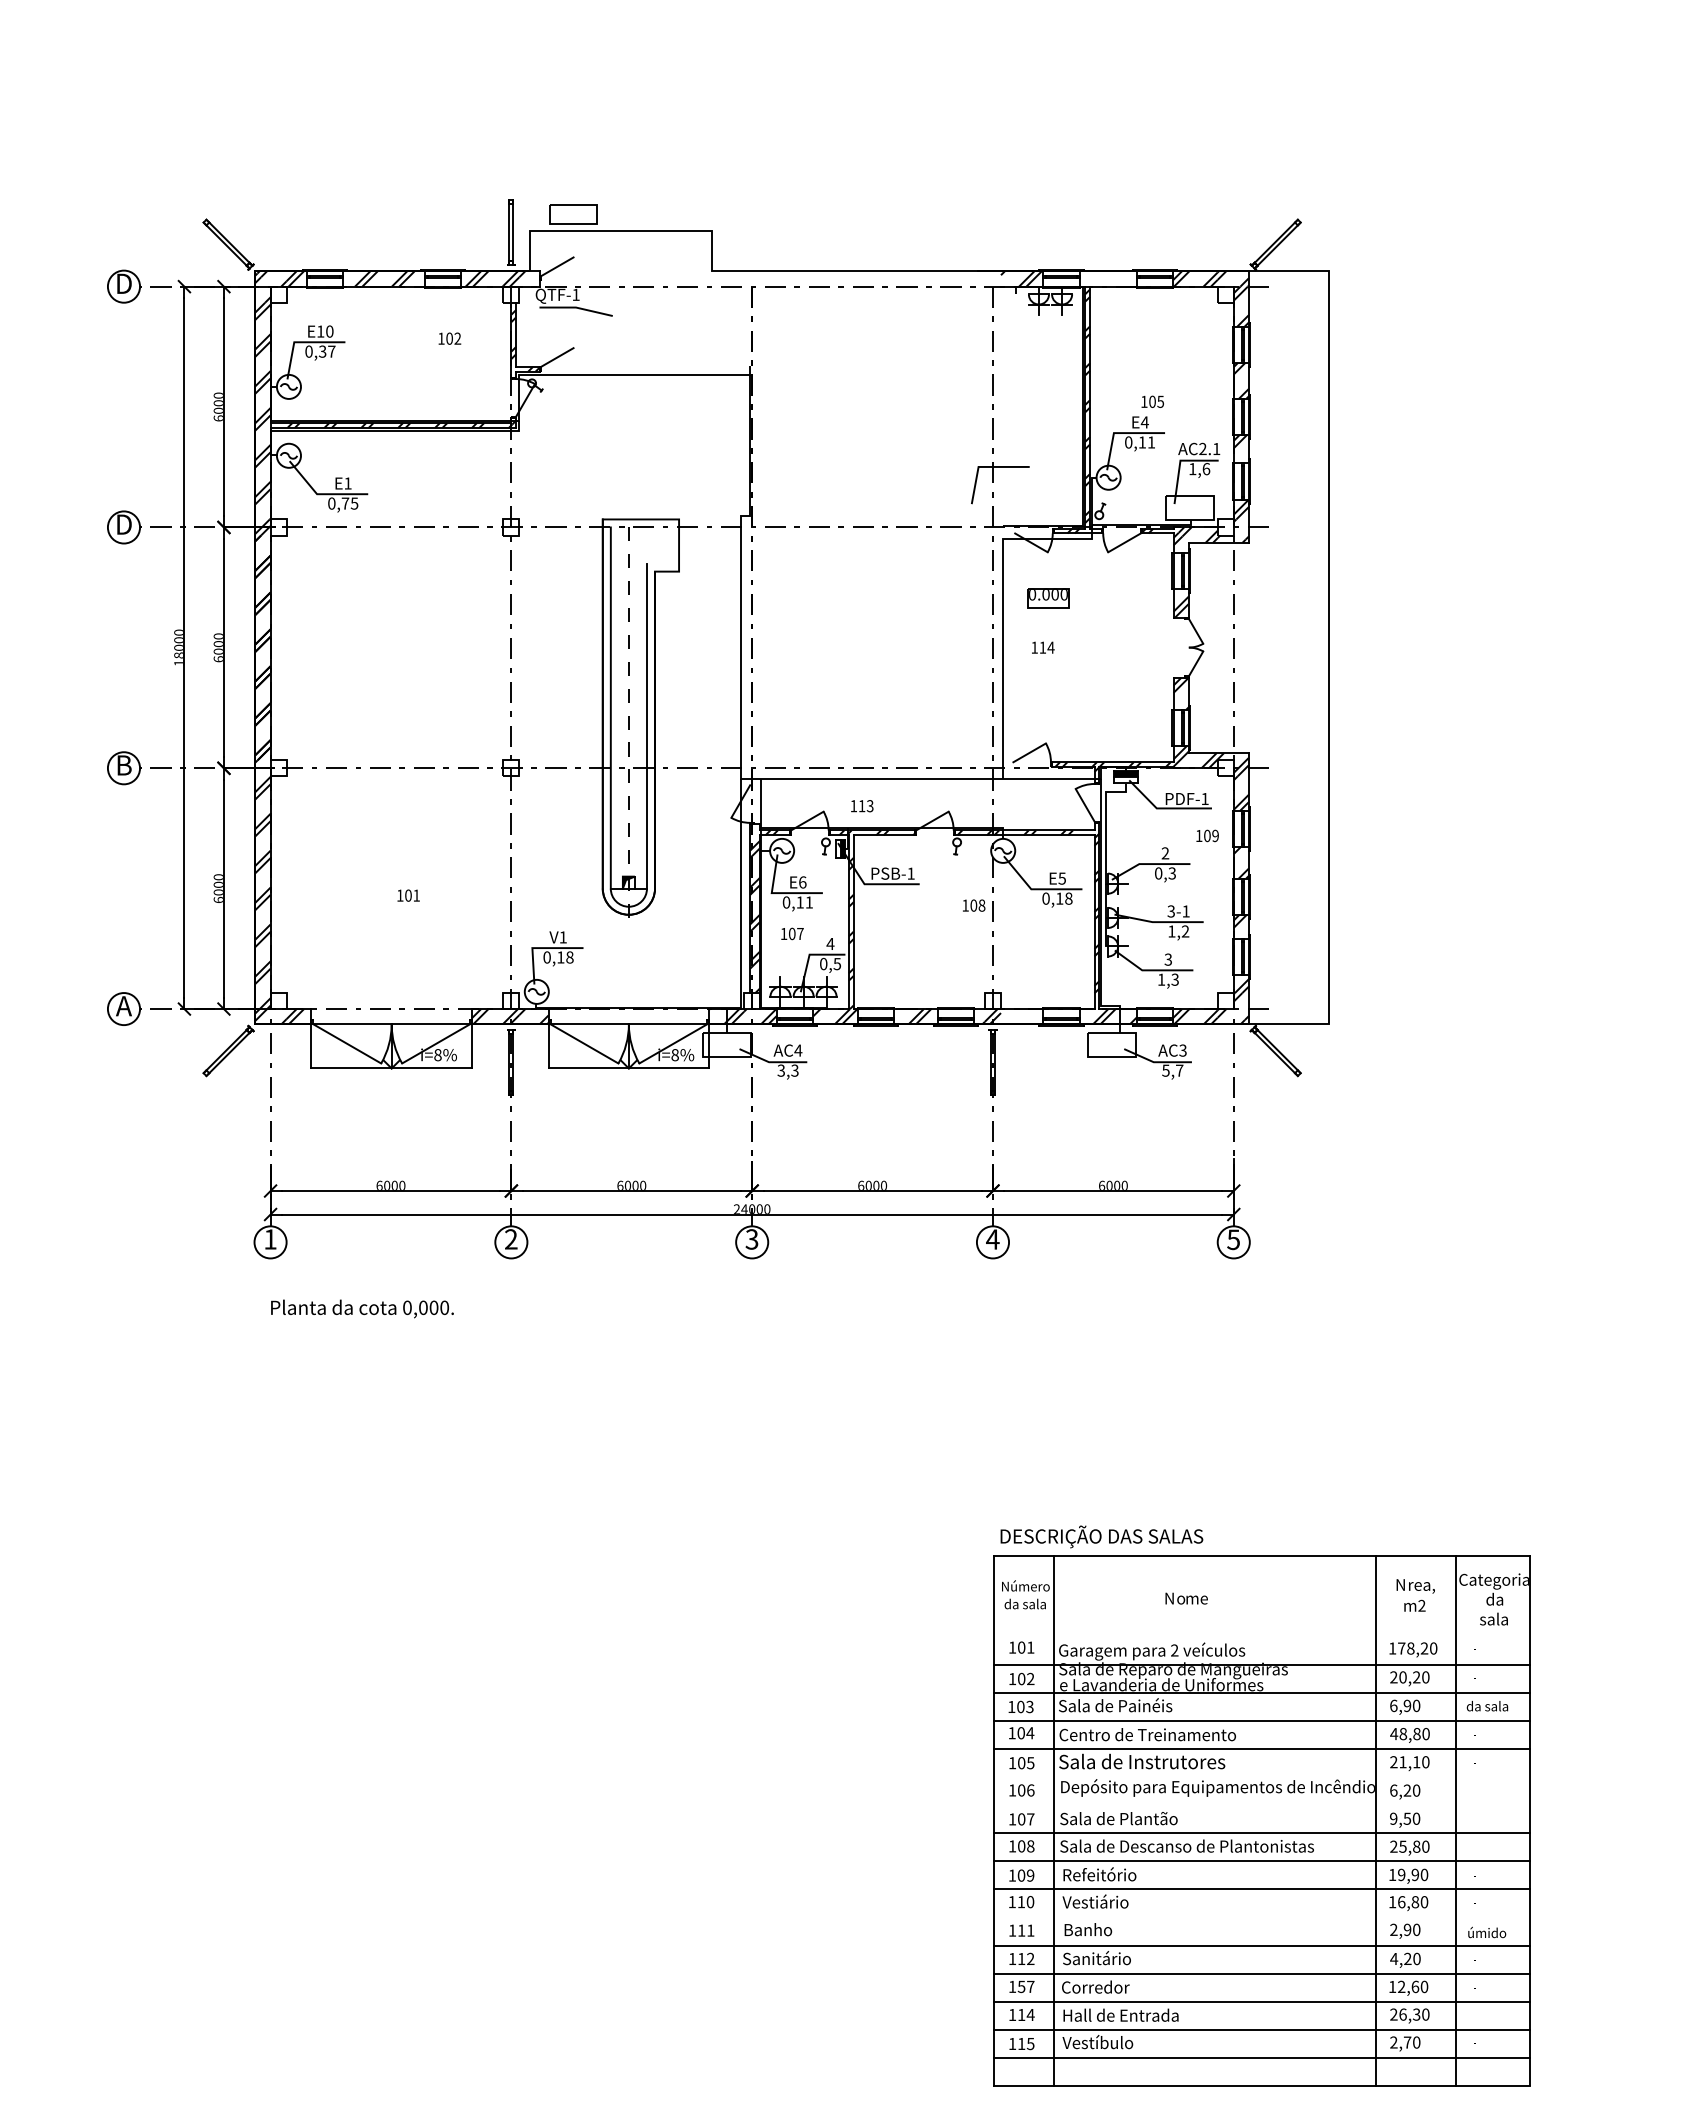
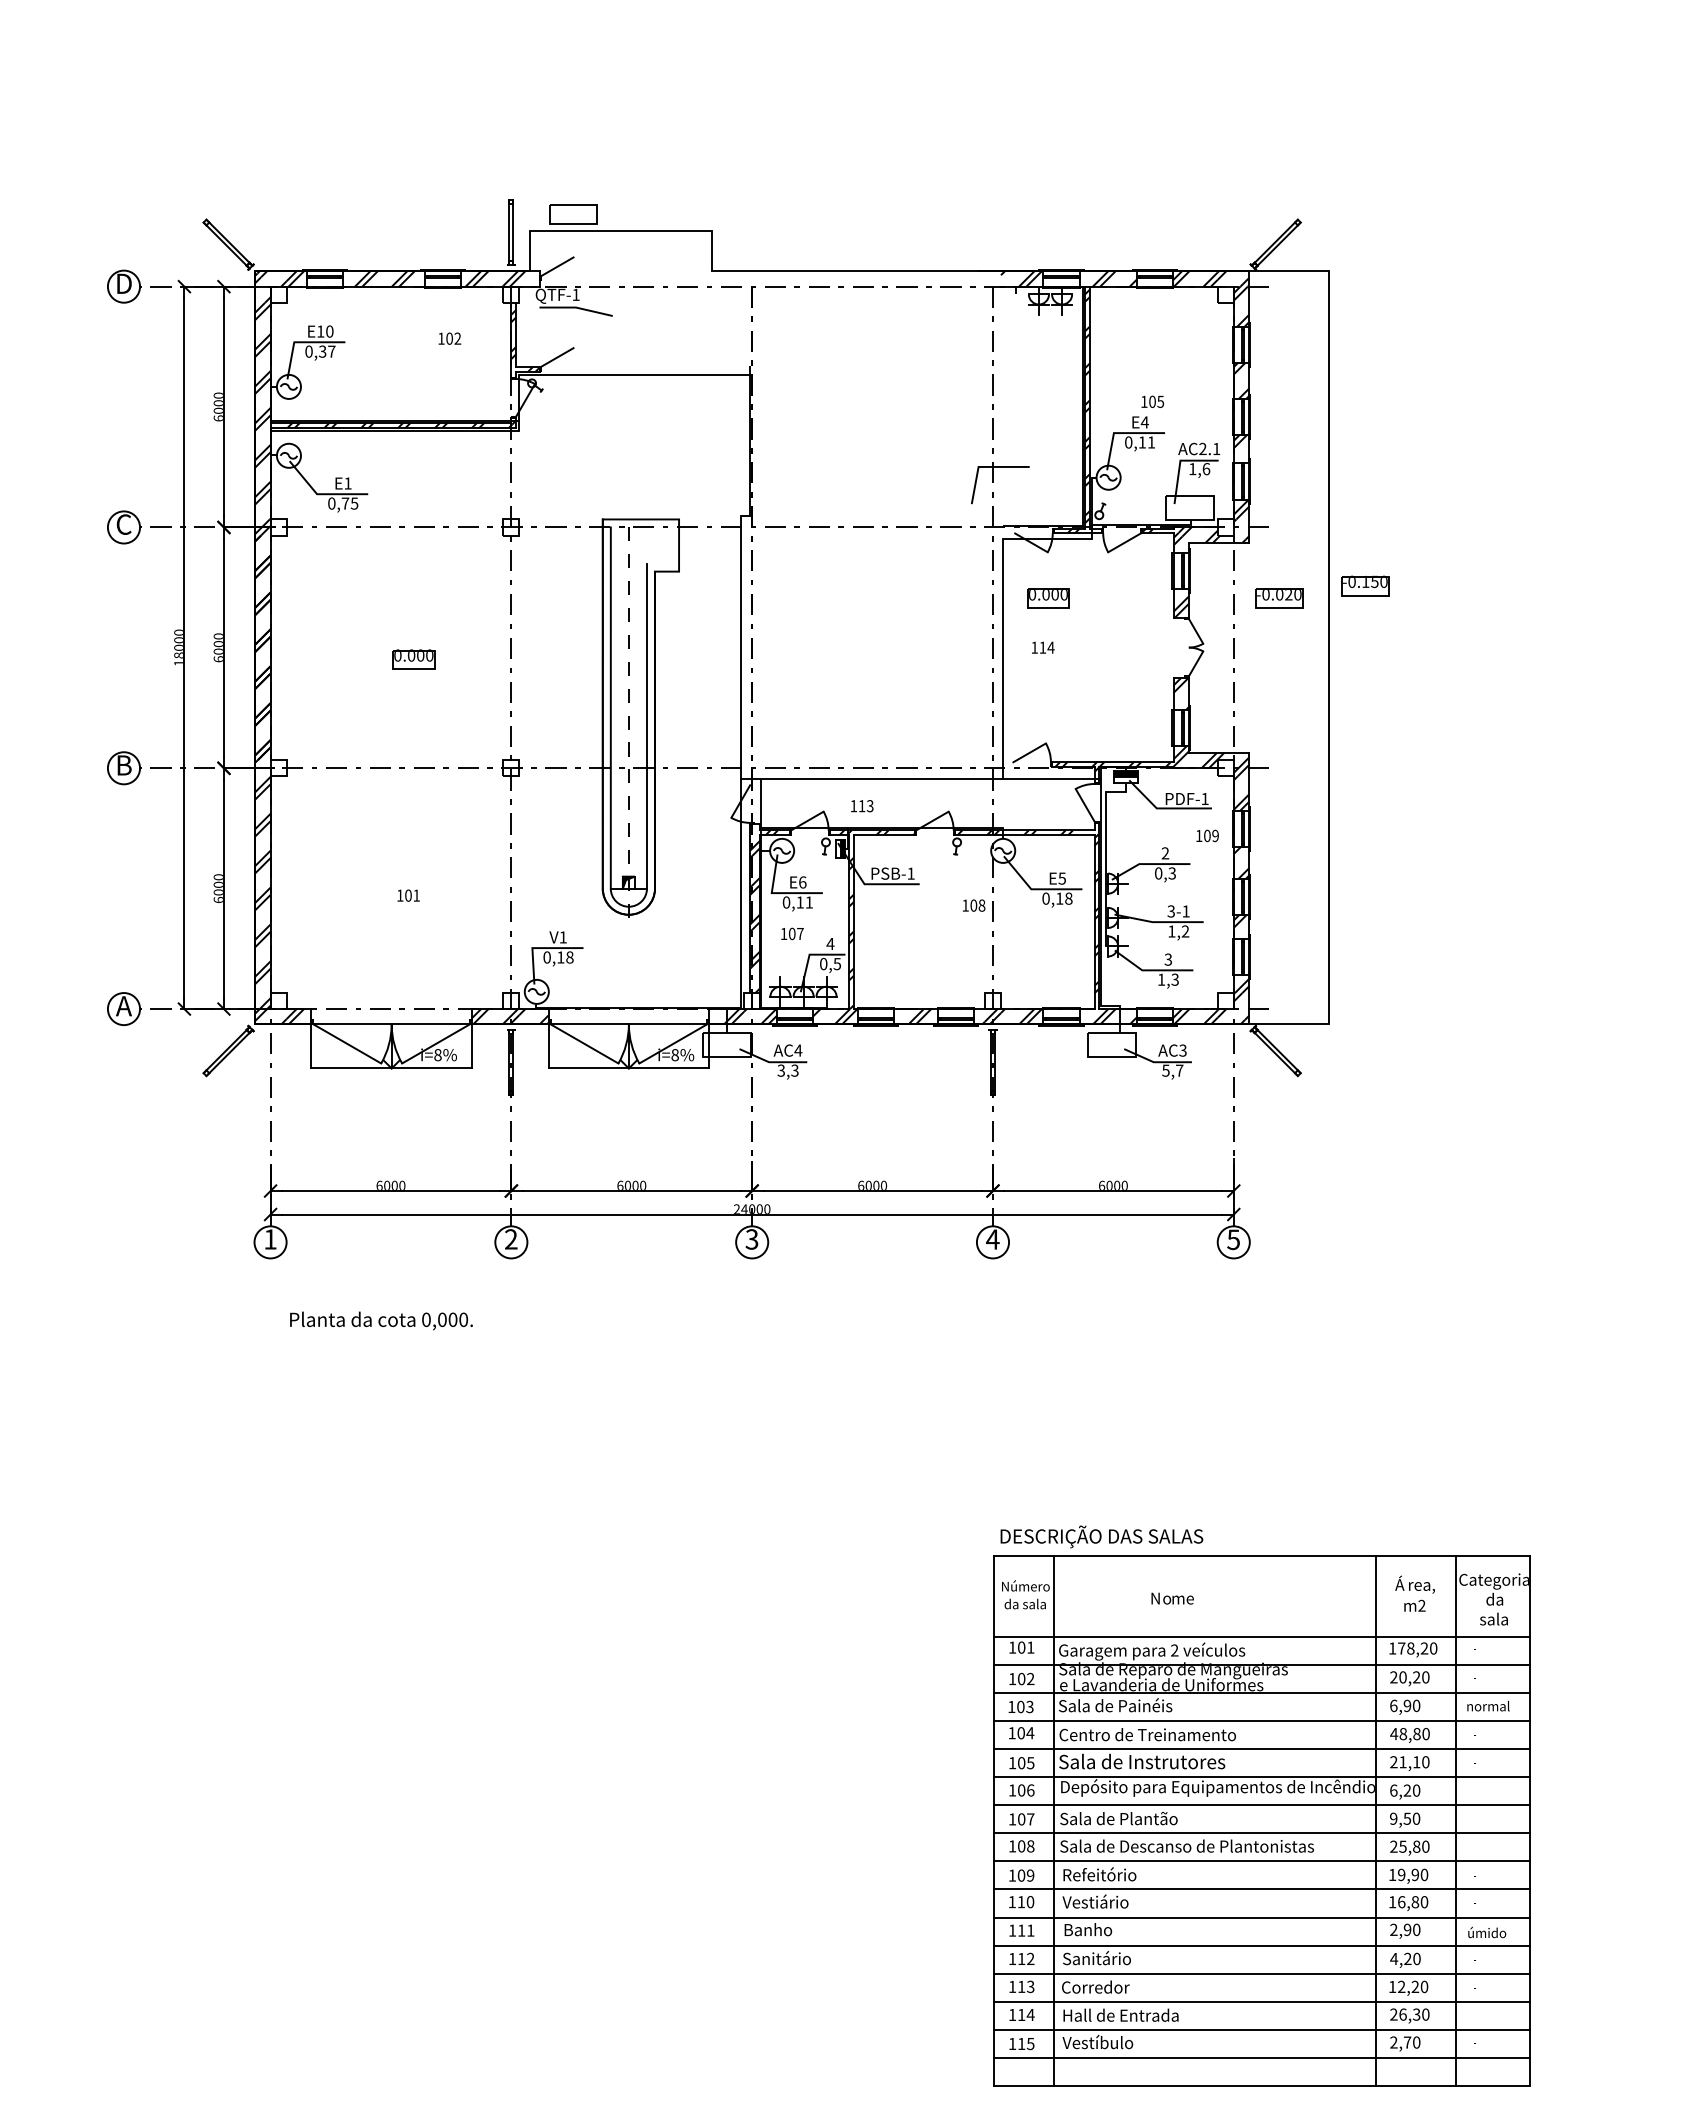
hatch: none -> present (1114, 278)
text: D -> C (123, 524)
part: none -> present (1365, 585)
part: none -> present (1279, 598)
part: none -> present (413, 659)
hatch: none -> present (1021, 1016)
text position: (362, 1308) -> (381, 1320) (381, 1320)
text: N -> Á (1399, 1582)
text position: (1186, 1598) -> (1172, 1598) (1172, 1598)
line: none -> present (1262, 1636)
text: da sala -> normal (1487, 1705)
line: none -> present (1262, 1777)
line: none -> present (1262, 1805)
line: none -> present (1262, 1917)
text: 157 -> 113 (1025, 1986)
text: 12,60 -> 12,20 (1415, 1986)
